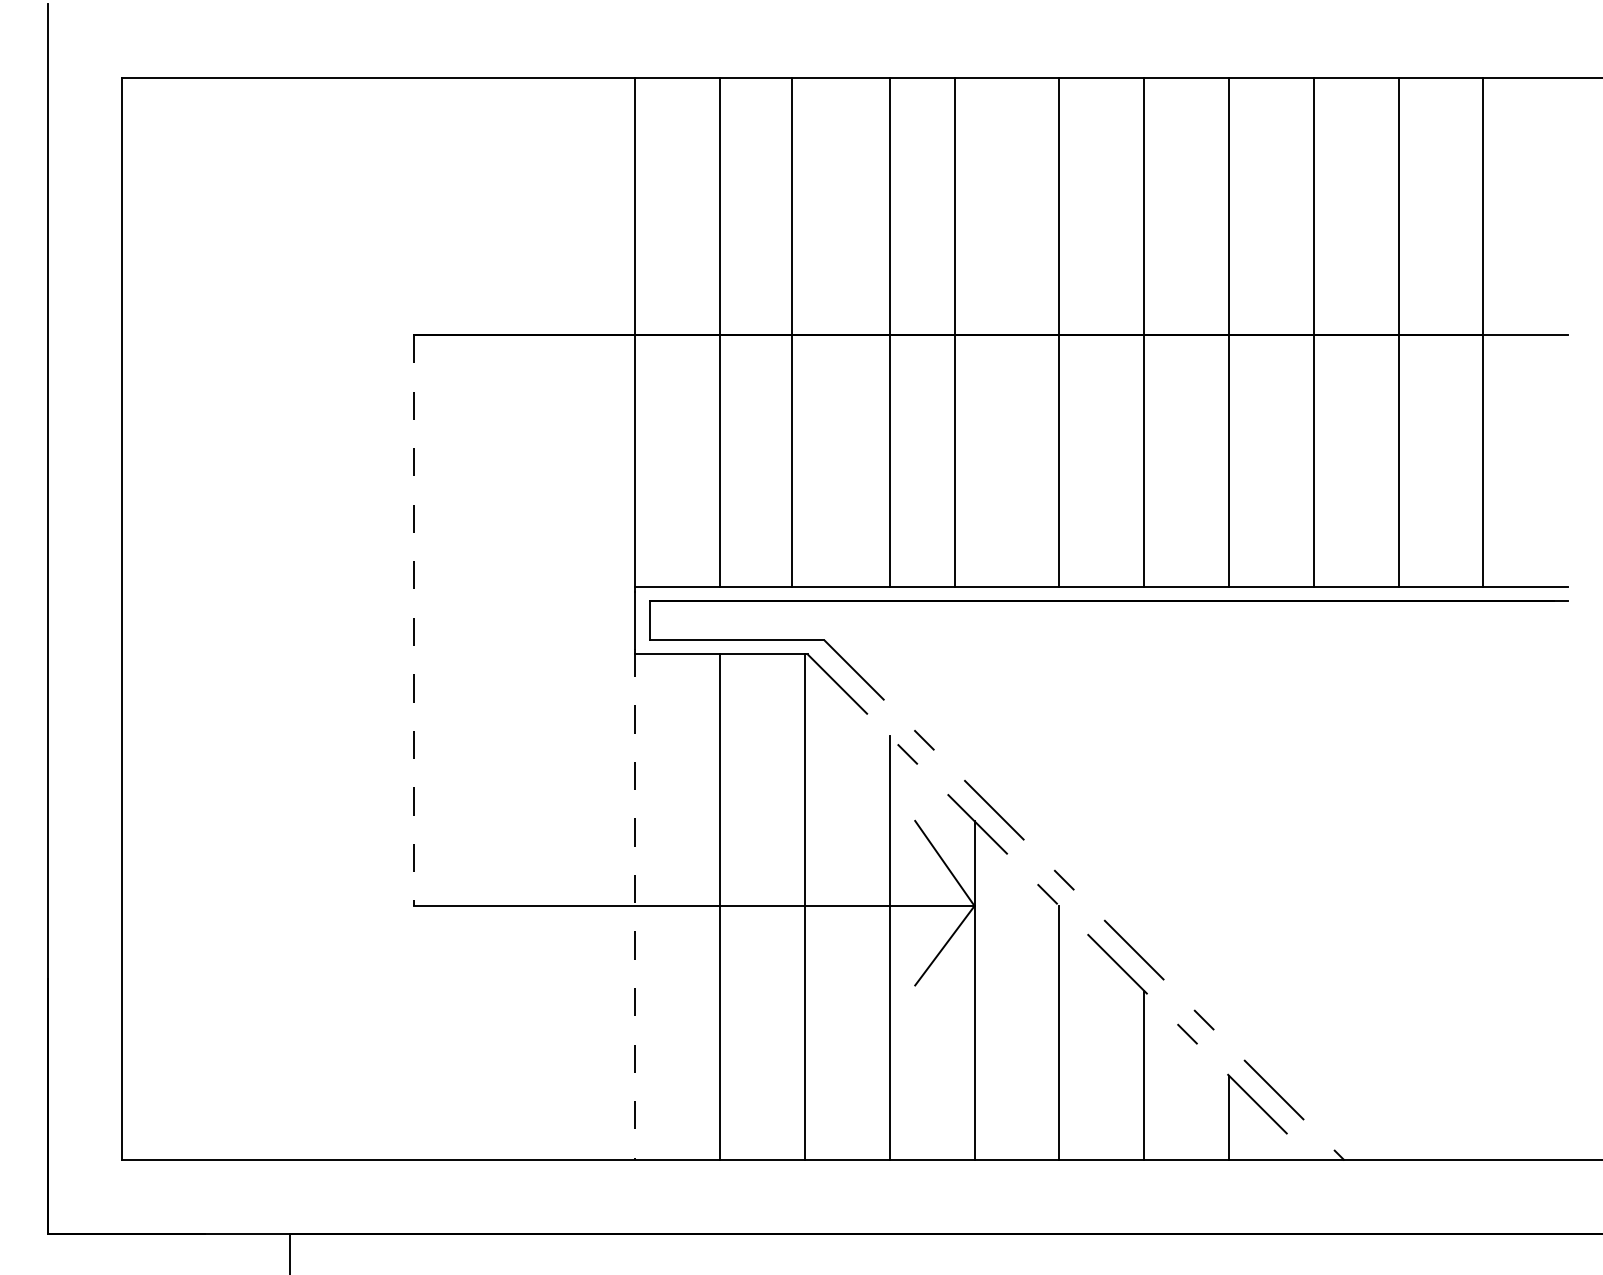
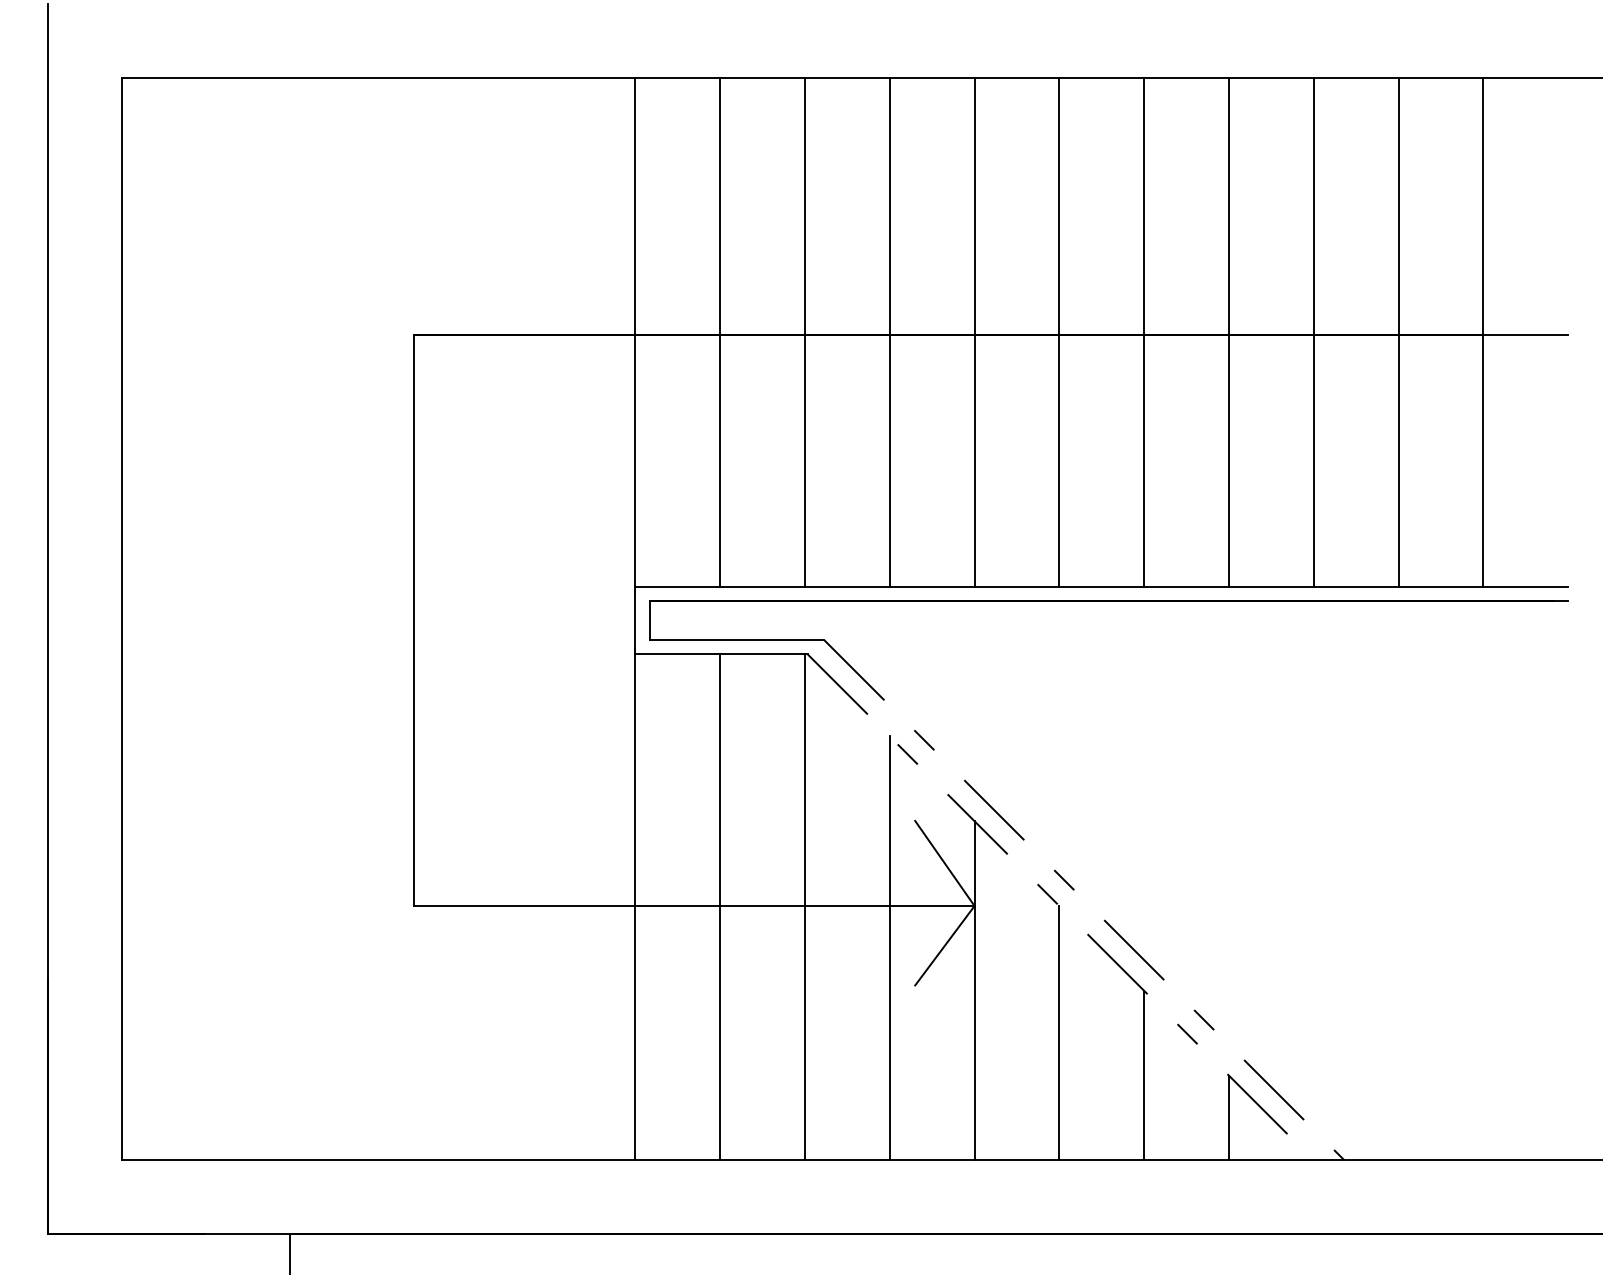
line position: (791, 331) -> (804, 331) (804, 331)
line position: (954, 331) -> (974, 331) (974, 331)
line: dashed -> solid (414, 621)
line: dashed -> solid (635, 904)
